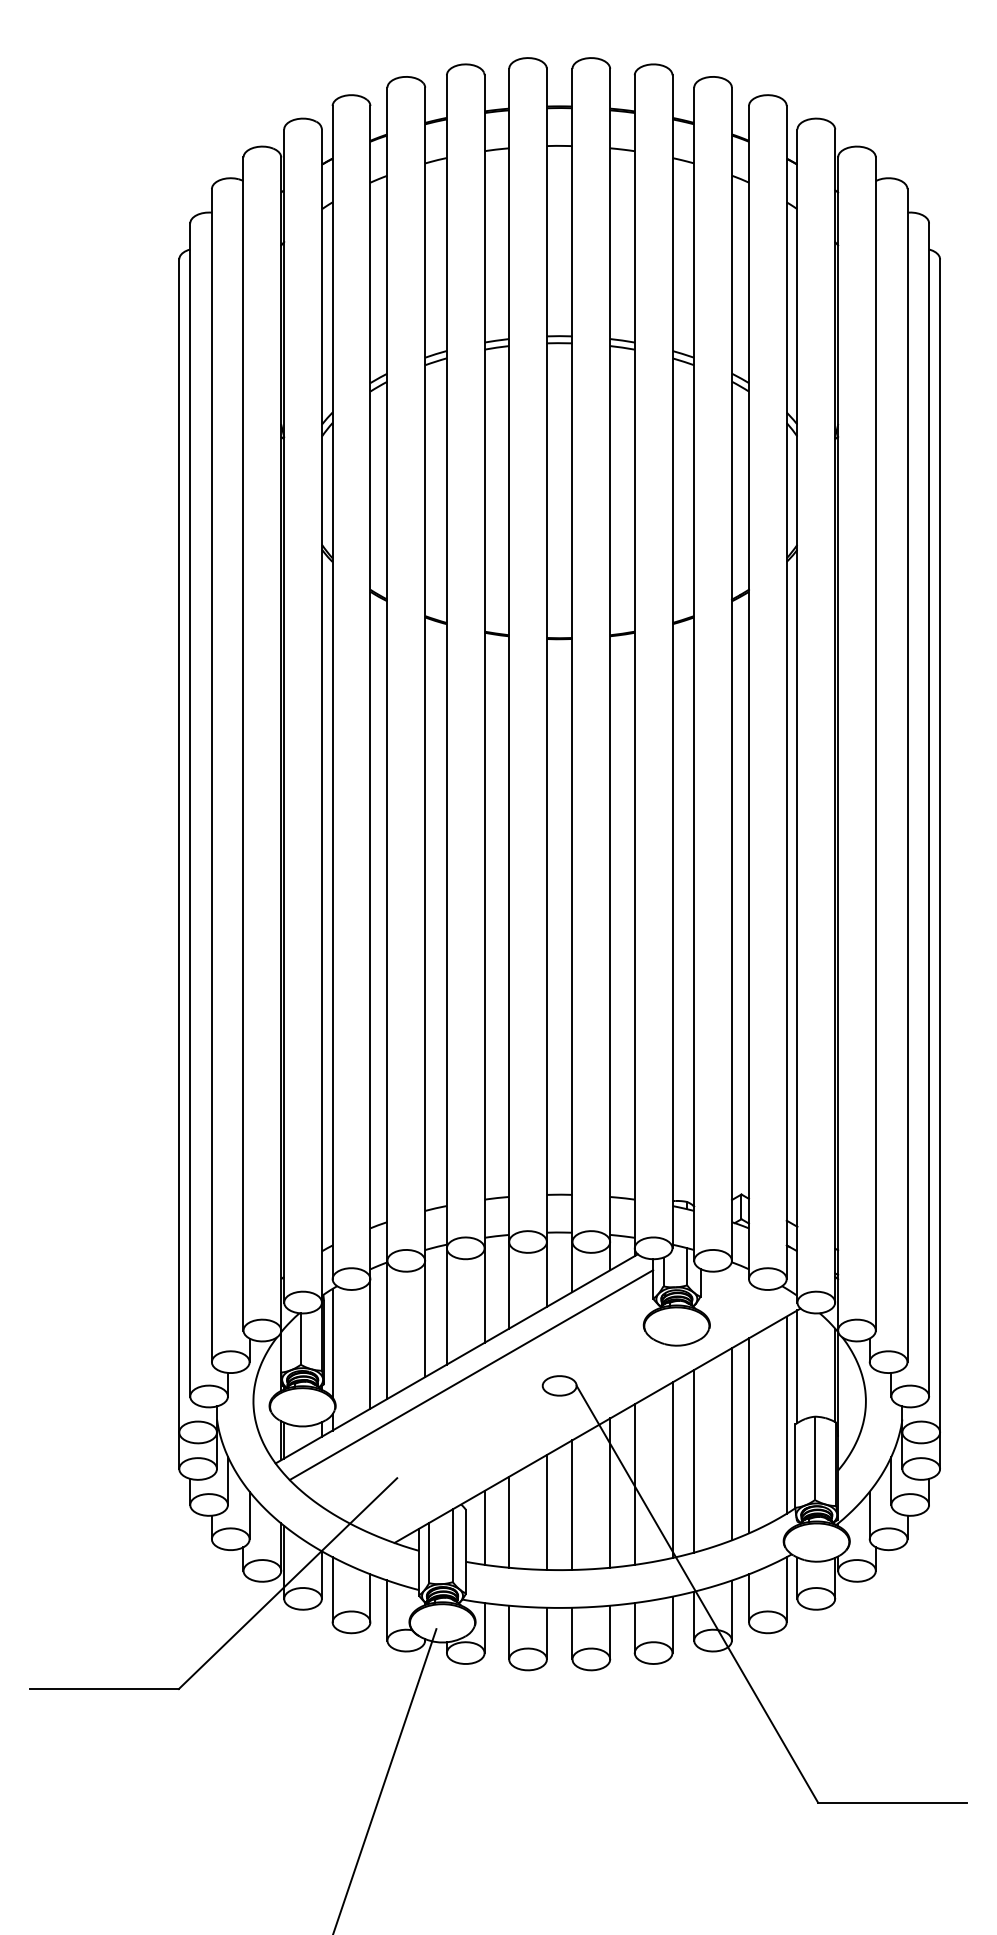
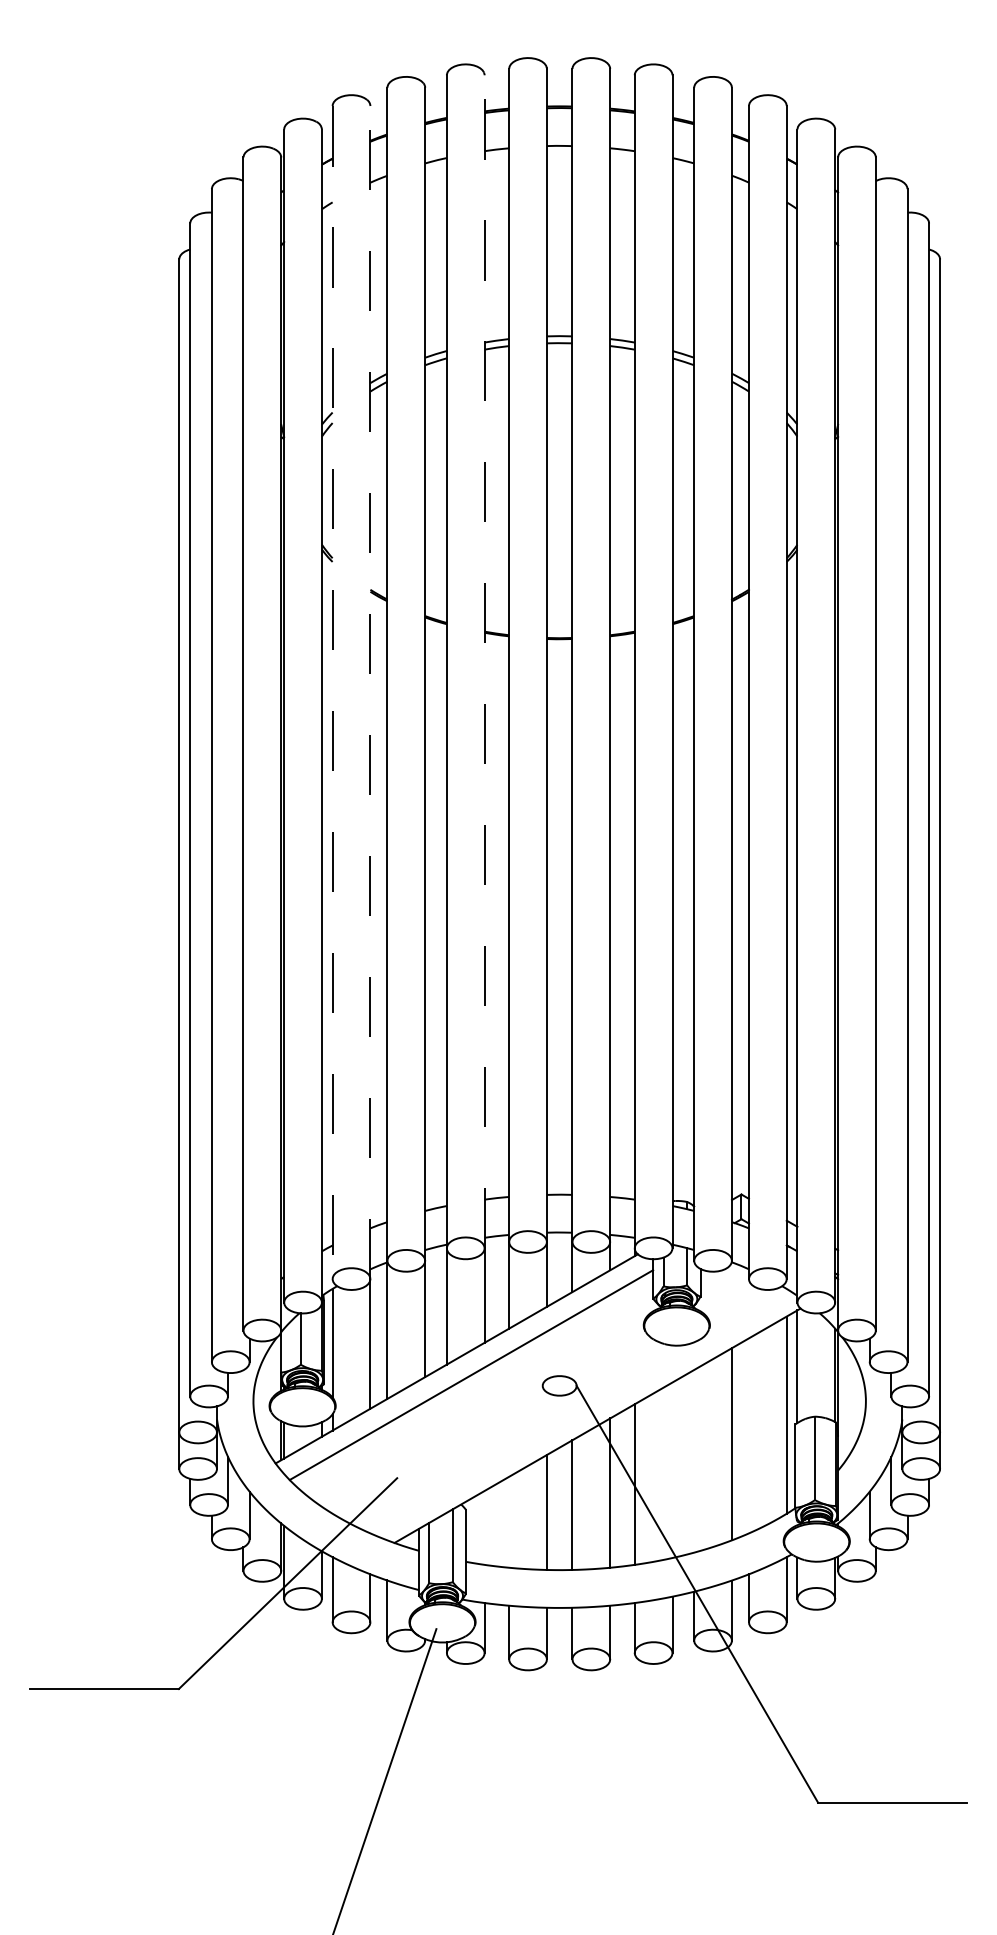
line: solid -> dashed (484, 661)
line: solid -> dashed (332, 692)
line: solid -> dashed (370, 692)
line: present -> none (748, 1435)
line: present -> none (694, 1461)
line: present -> none (672, 1470)
line: present -> none (509, 1521)
line: present -> none (484, 1527)
